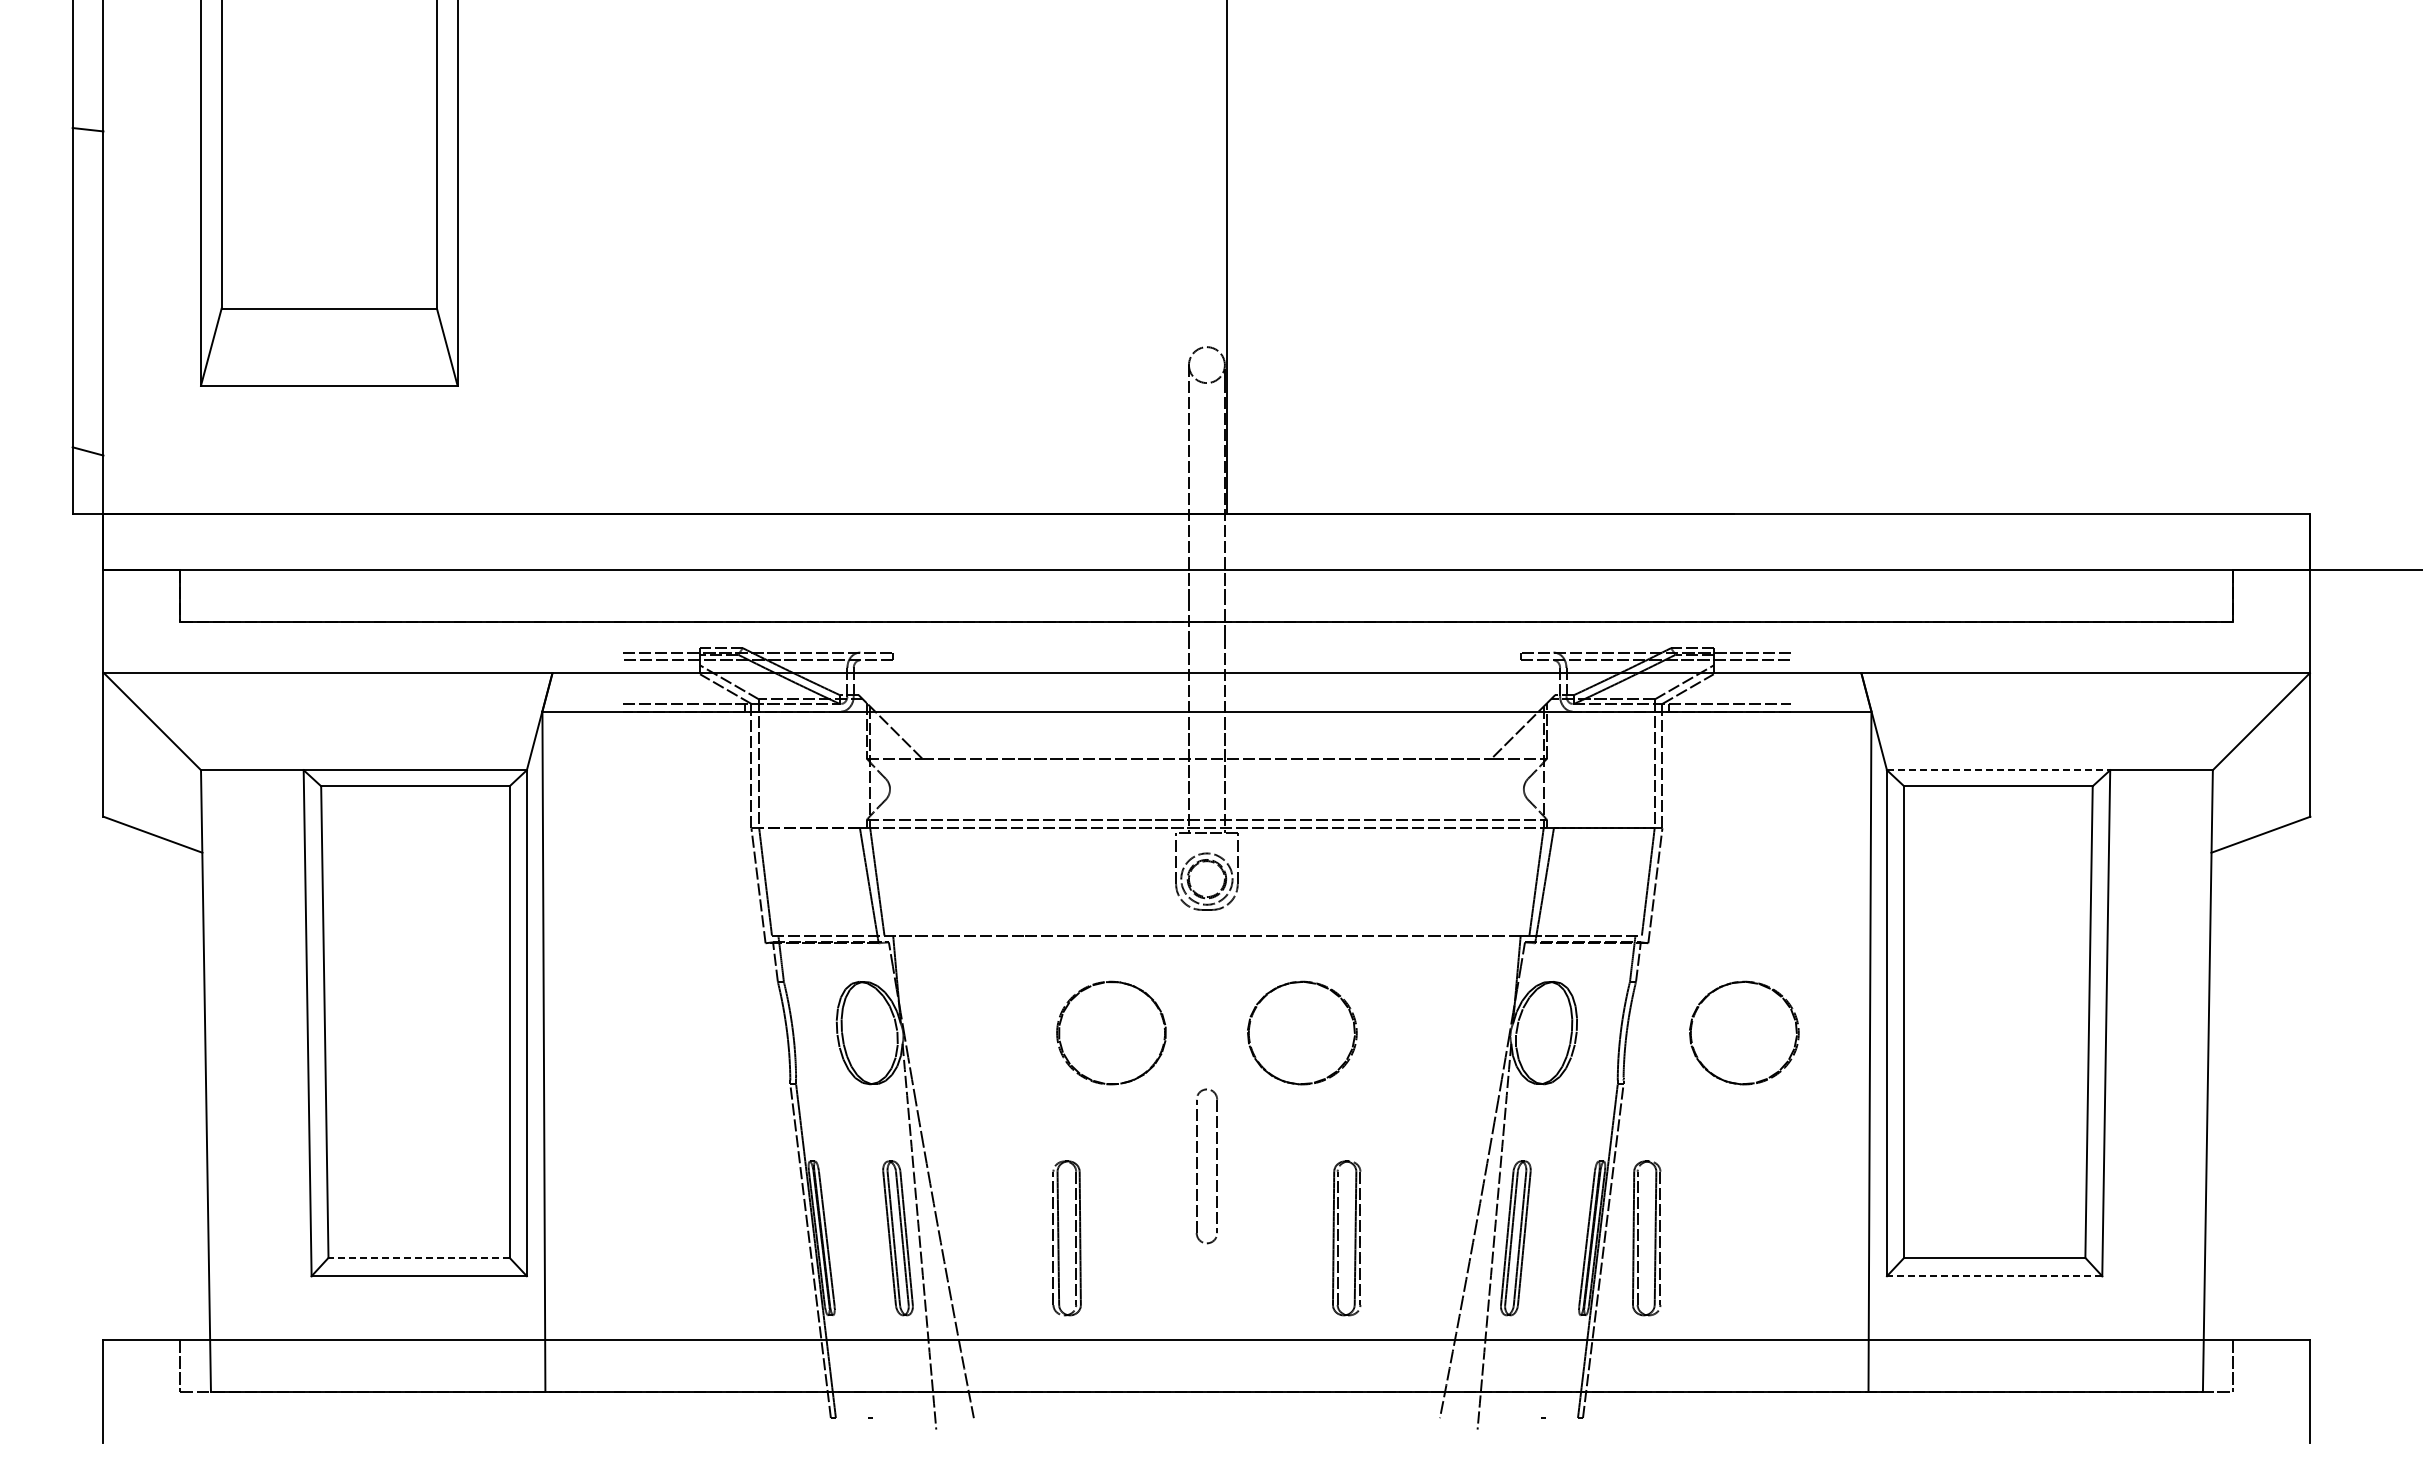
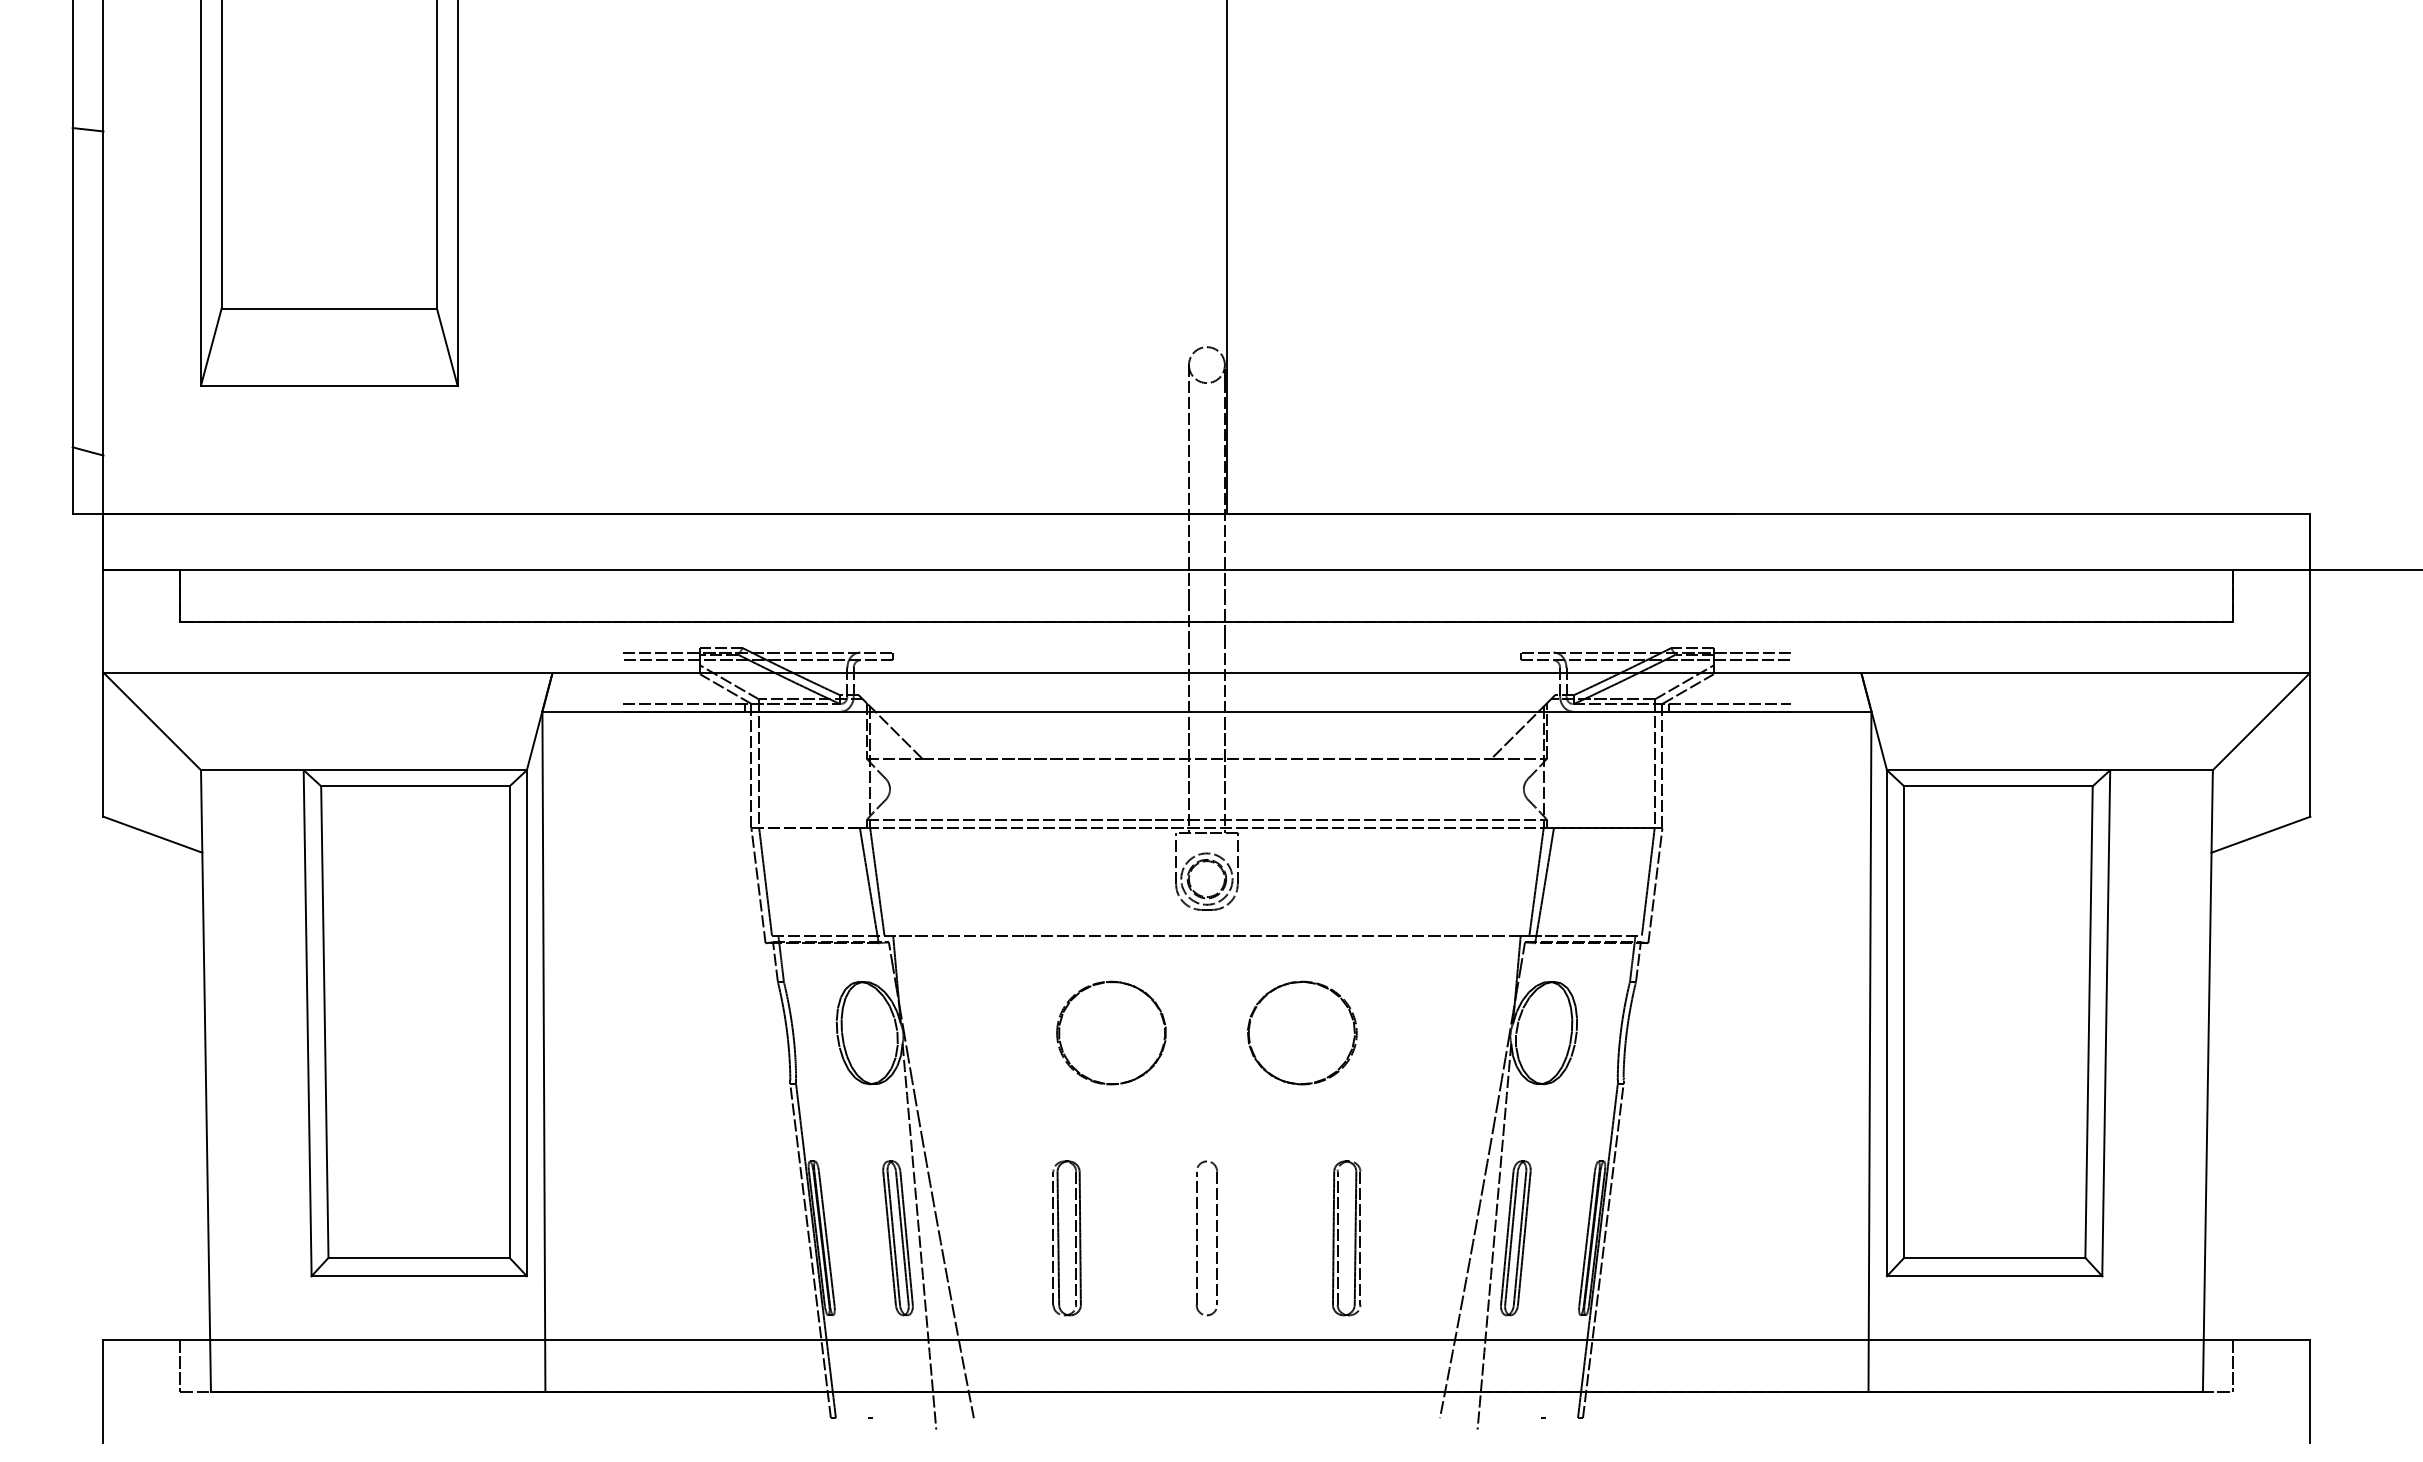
line: dashed -> solid (1998, 770)
part: present -> none (1754, 984)
part position: (1197, 1166) -> (1197, 1238) (1197, 1238)
part: present -> none (1646, 1238)
line: dashed -> solid (419, 1257)
line: dashed -> solid (1994, 1276)
